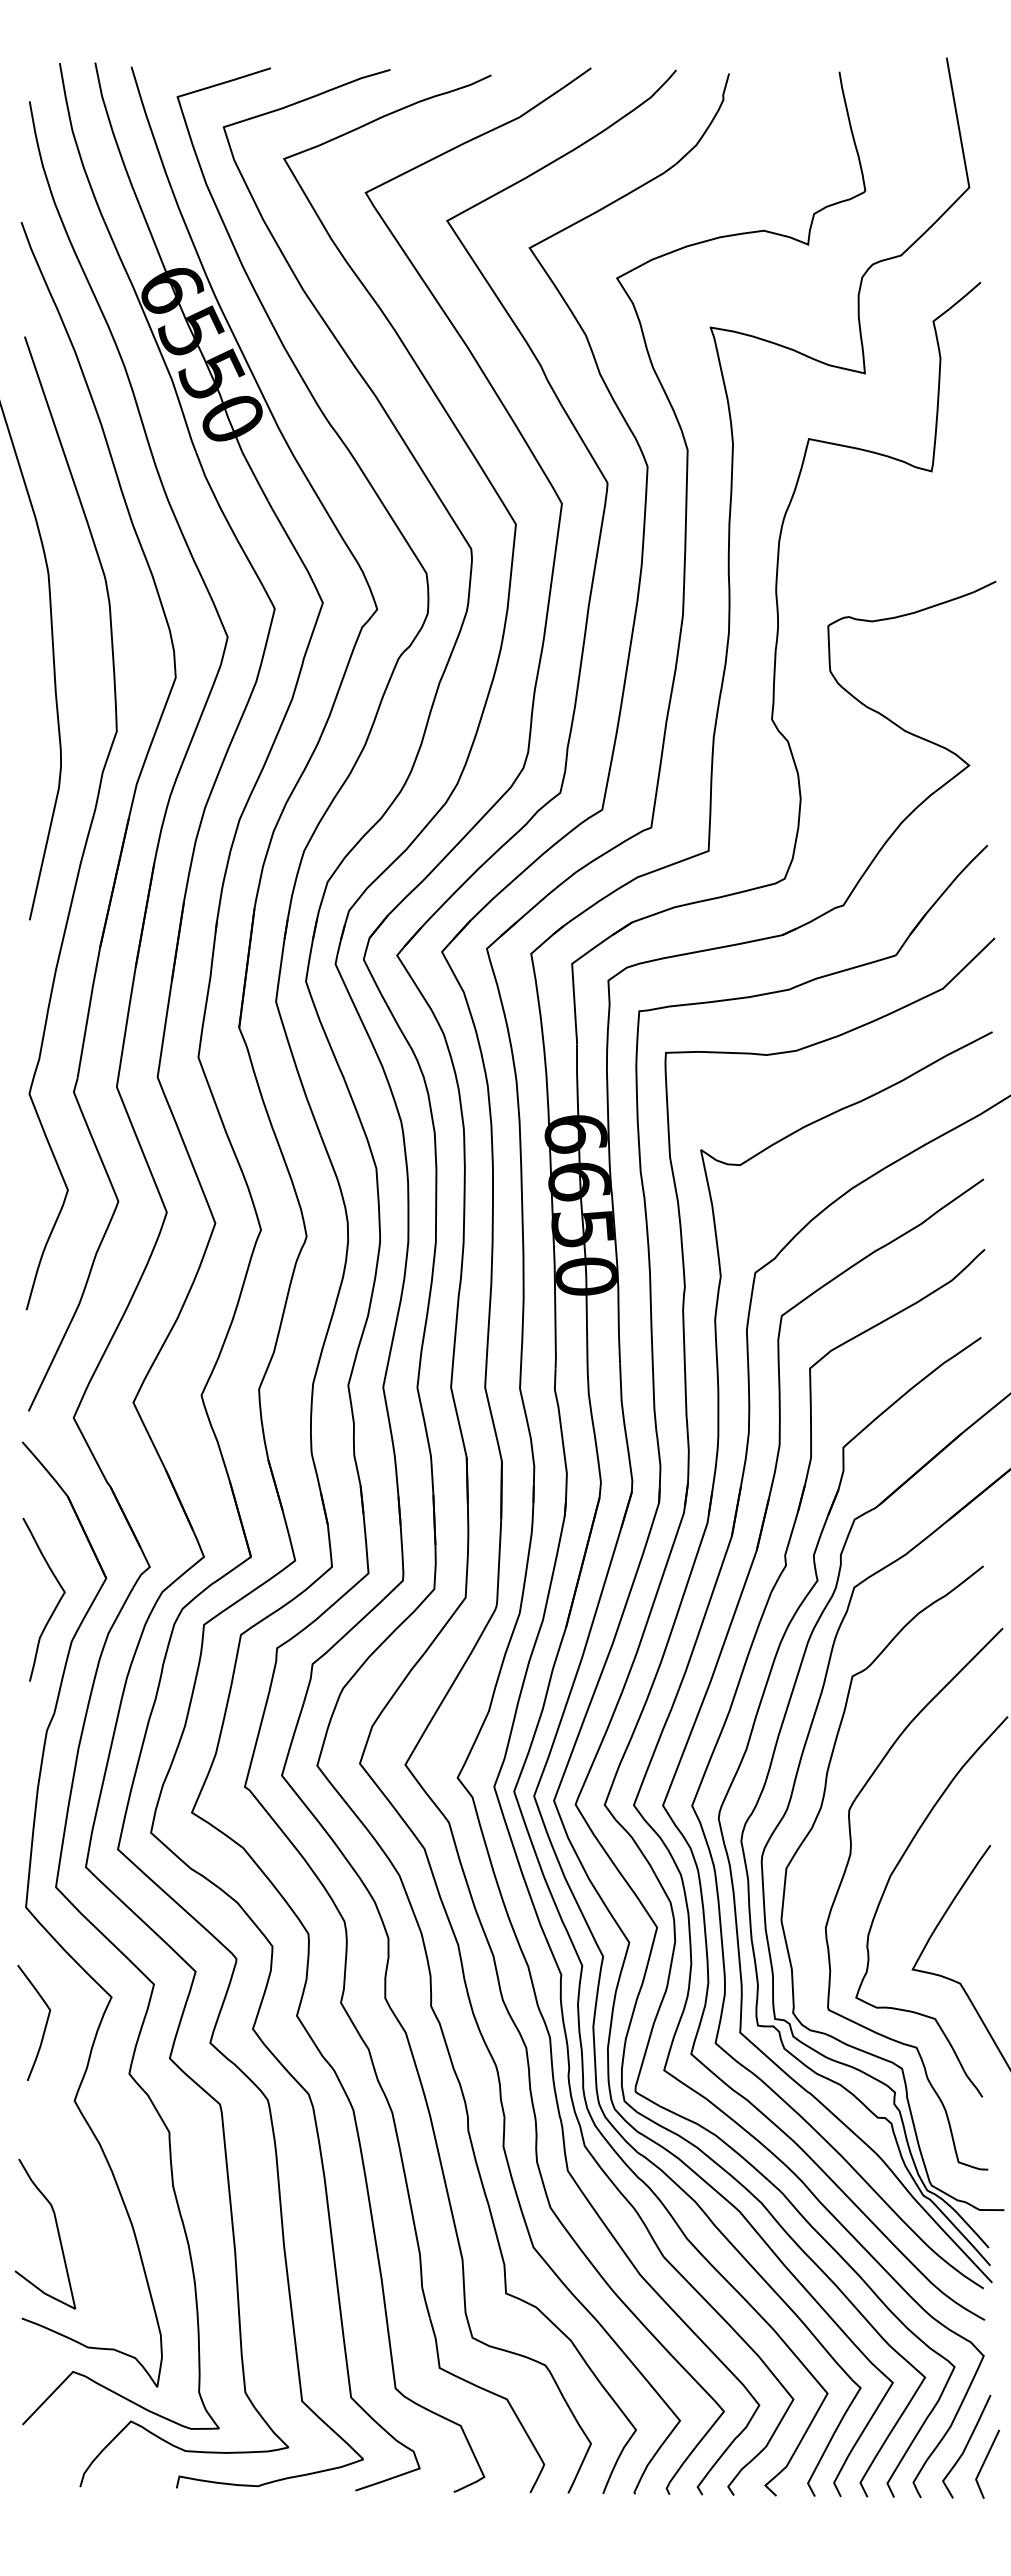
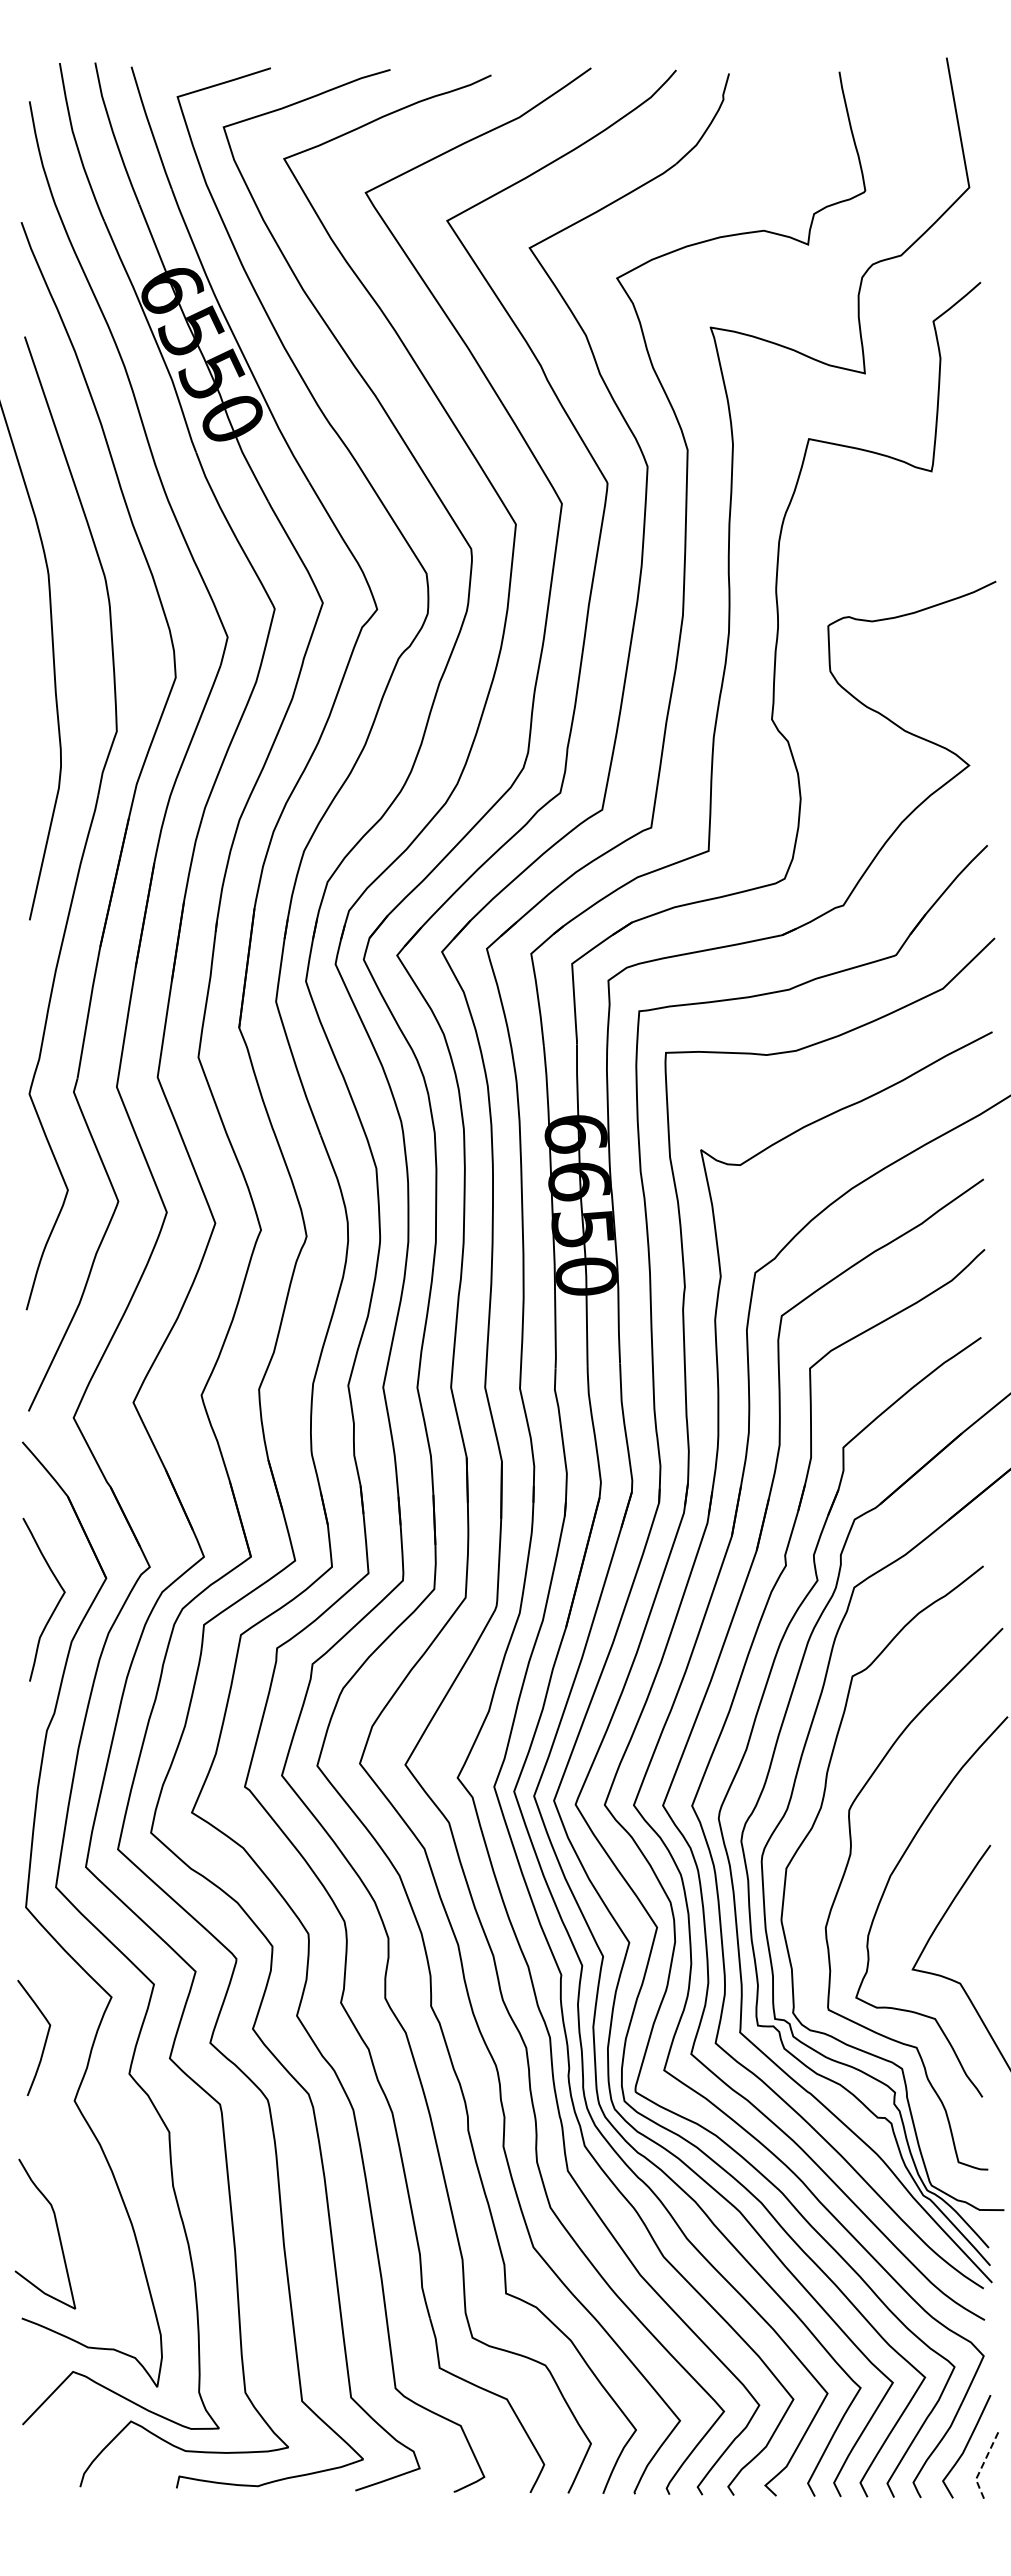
curve position: (45, 2023) -> (45, 2038) (45, 2038)
line: solid -> dashed (982, 2465)
